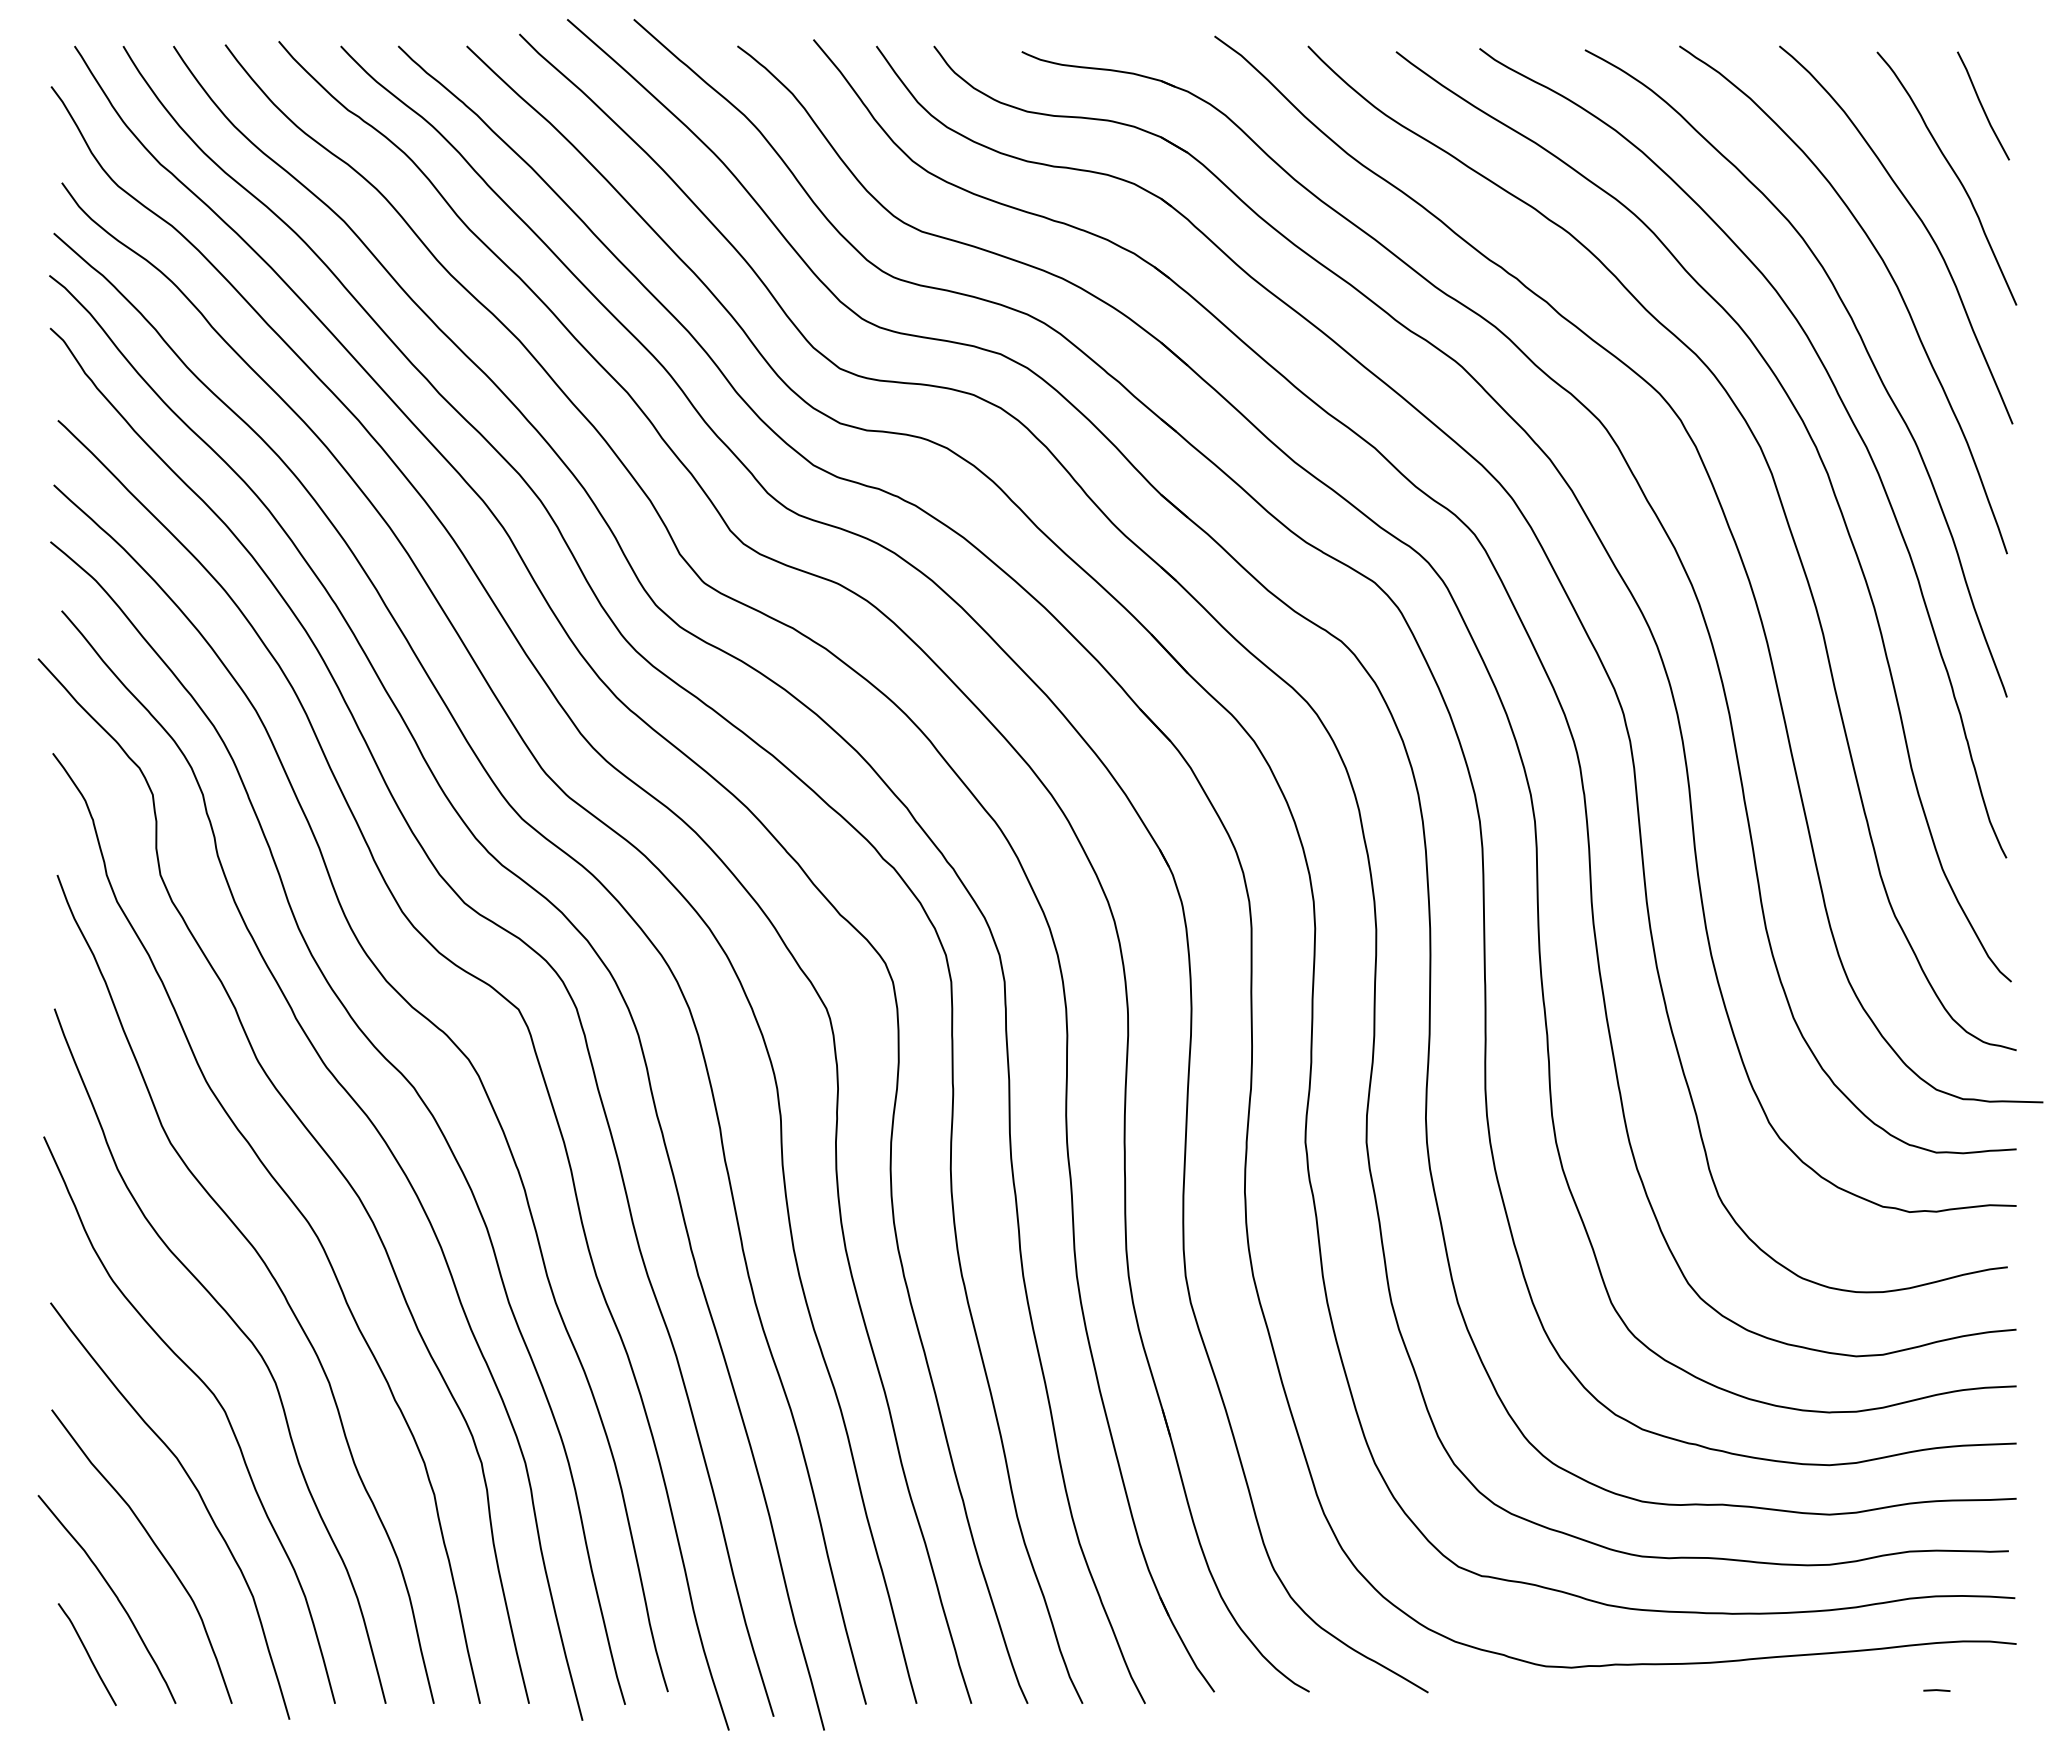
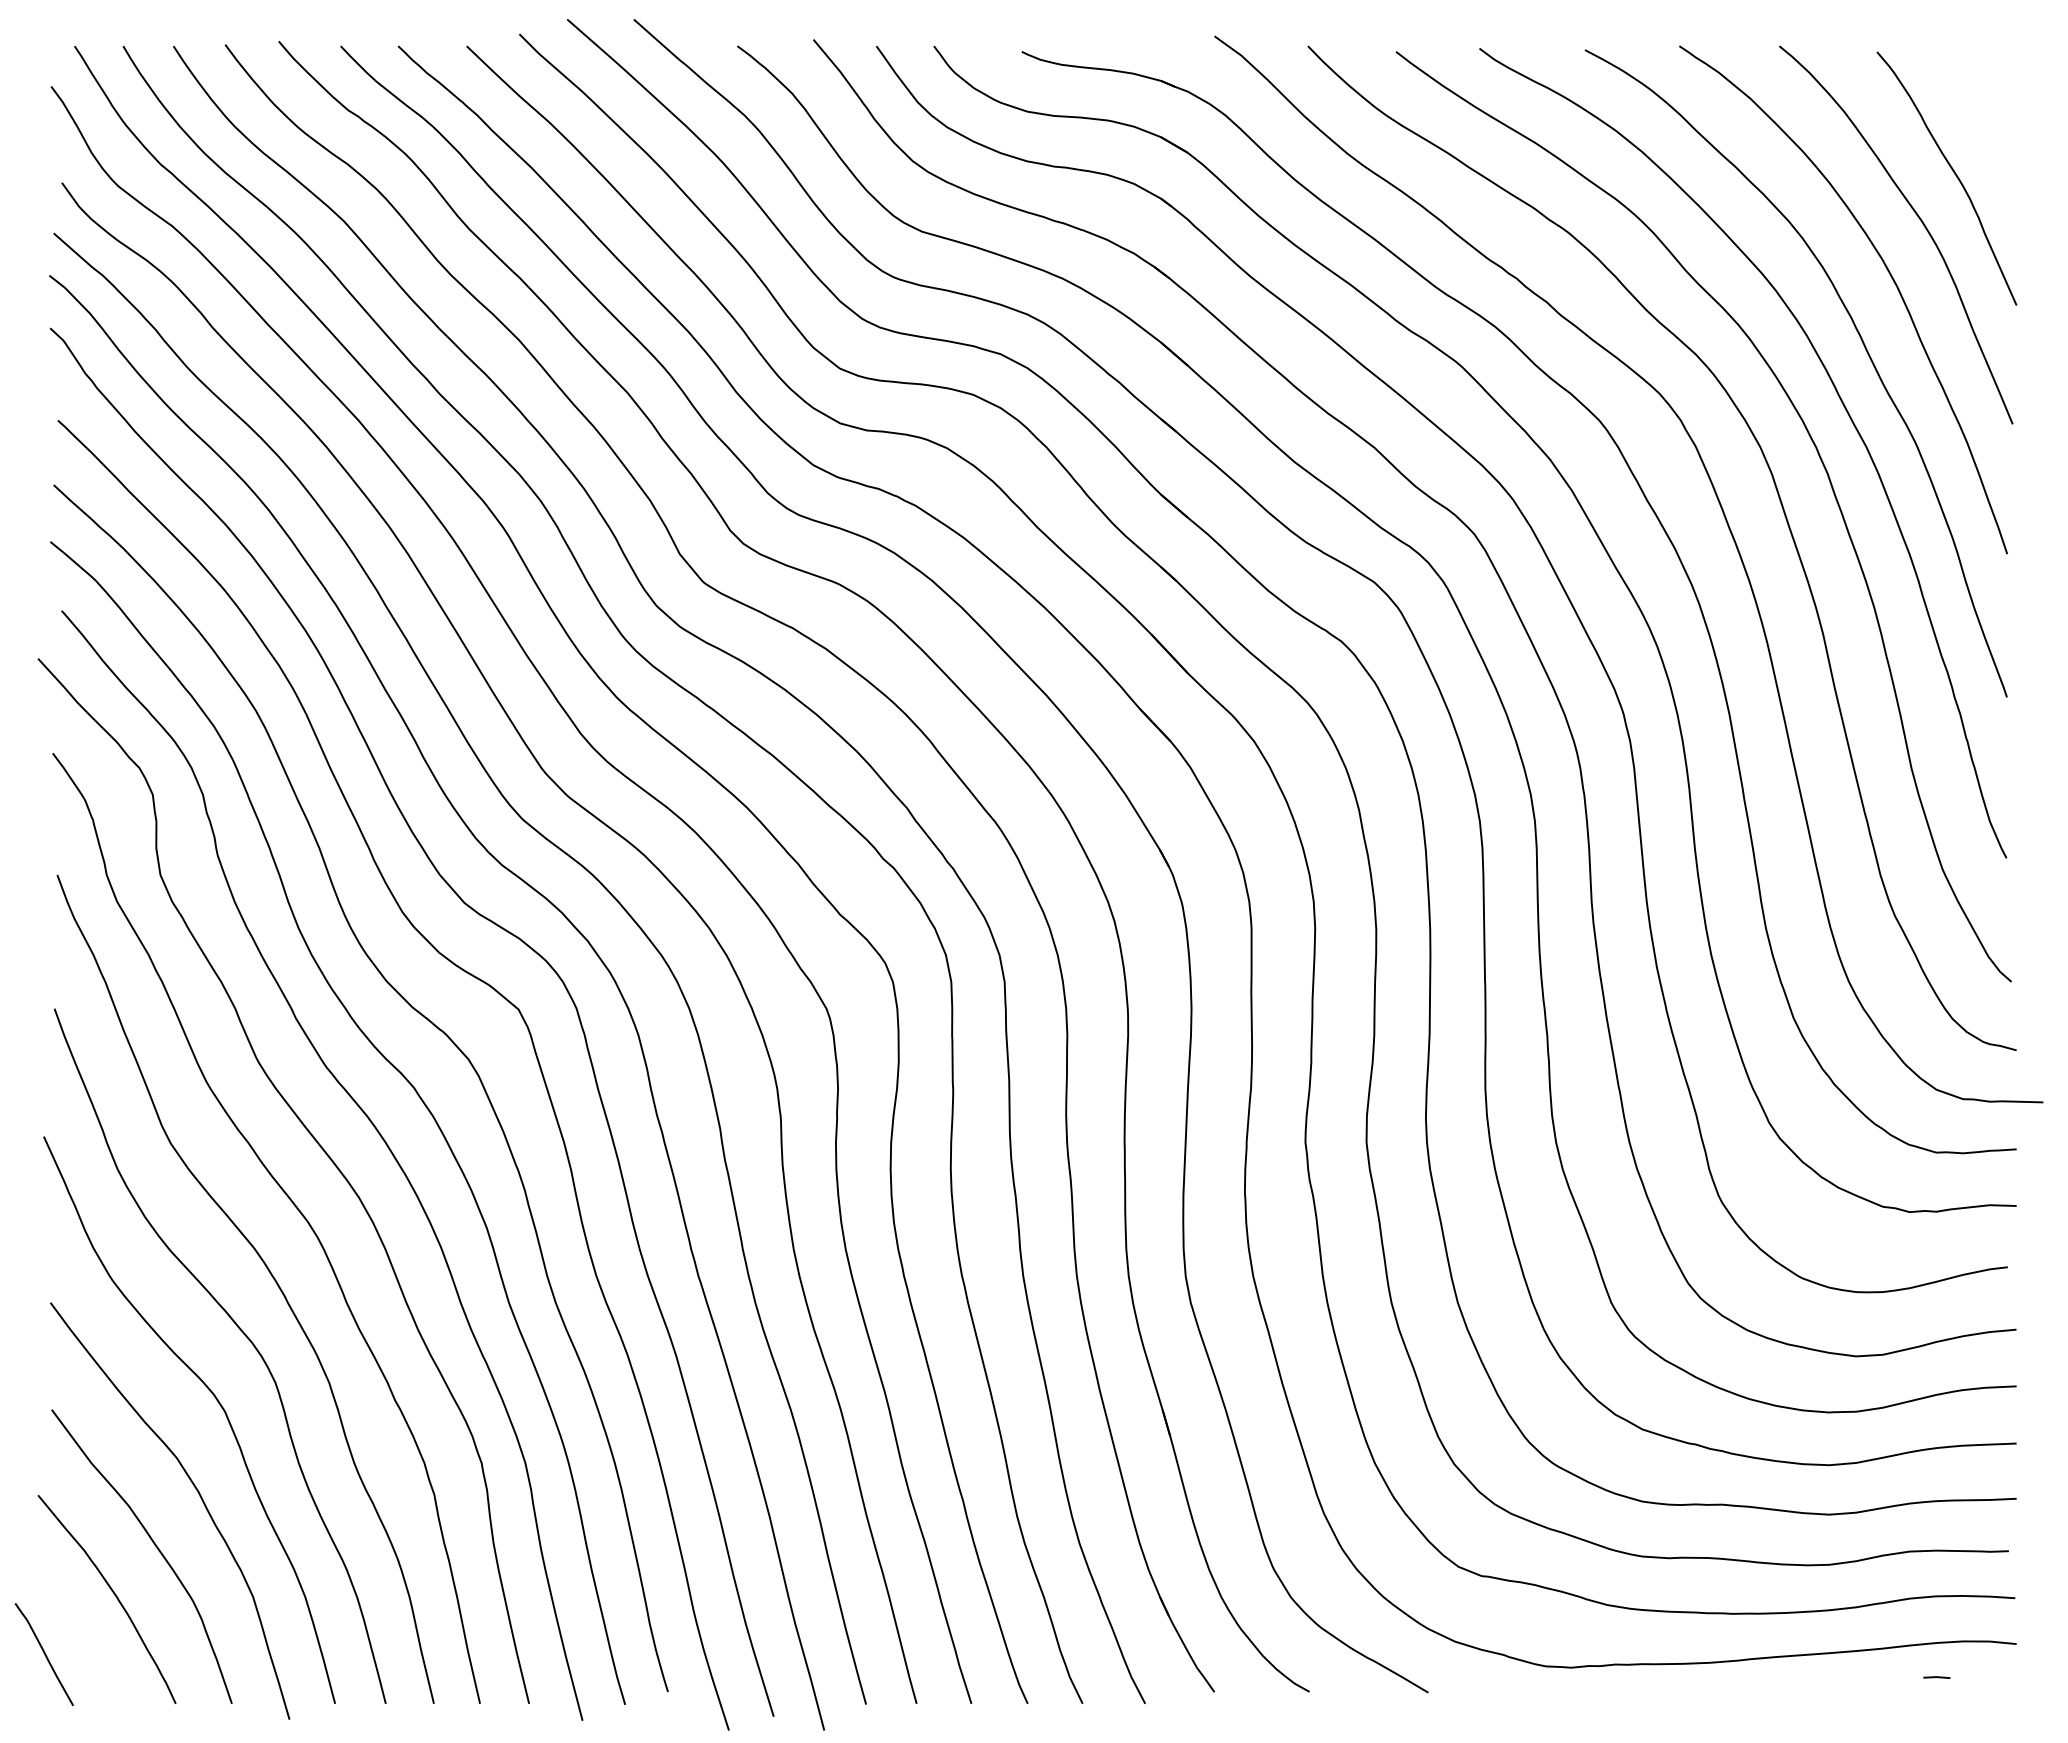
line: present -> none (1982, 105)
curve position: (86, 1653) -> (43, 1653) (43, 1653)
line position: (1936, 1690) -> (1936, 1677) (1936, 1677)
